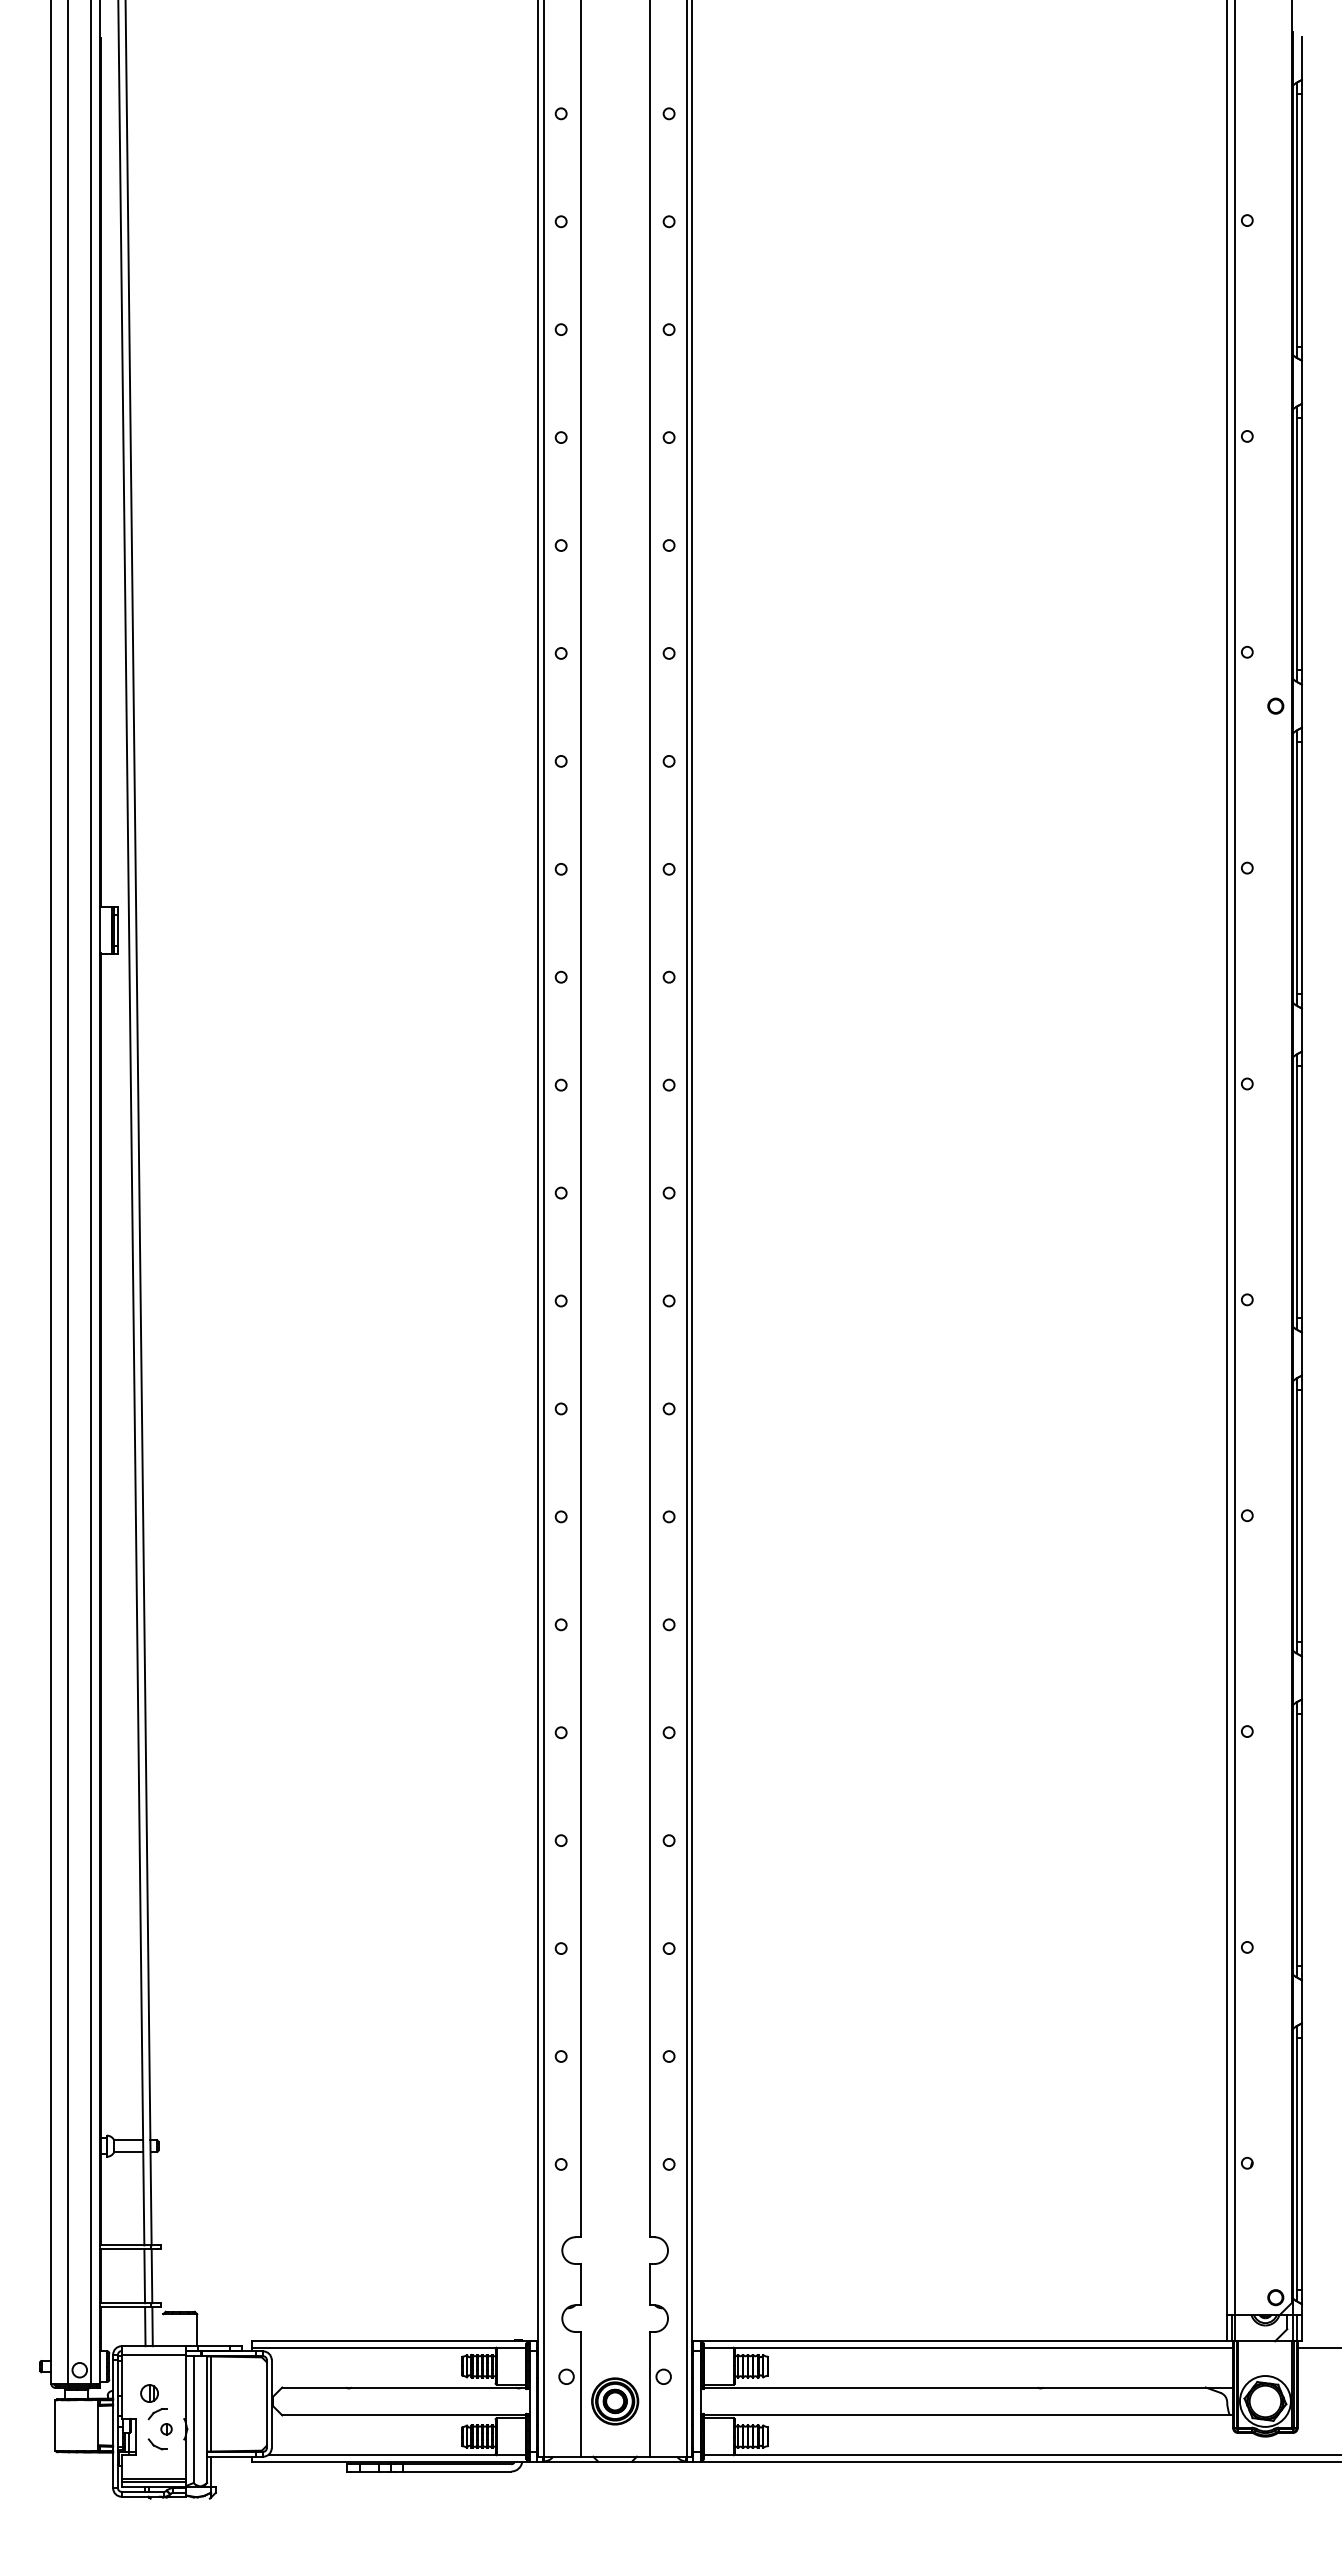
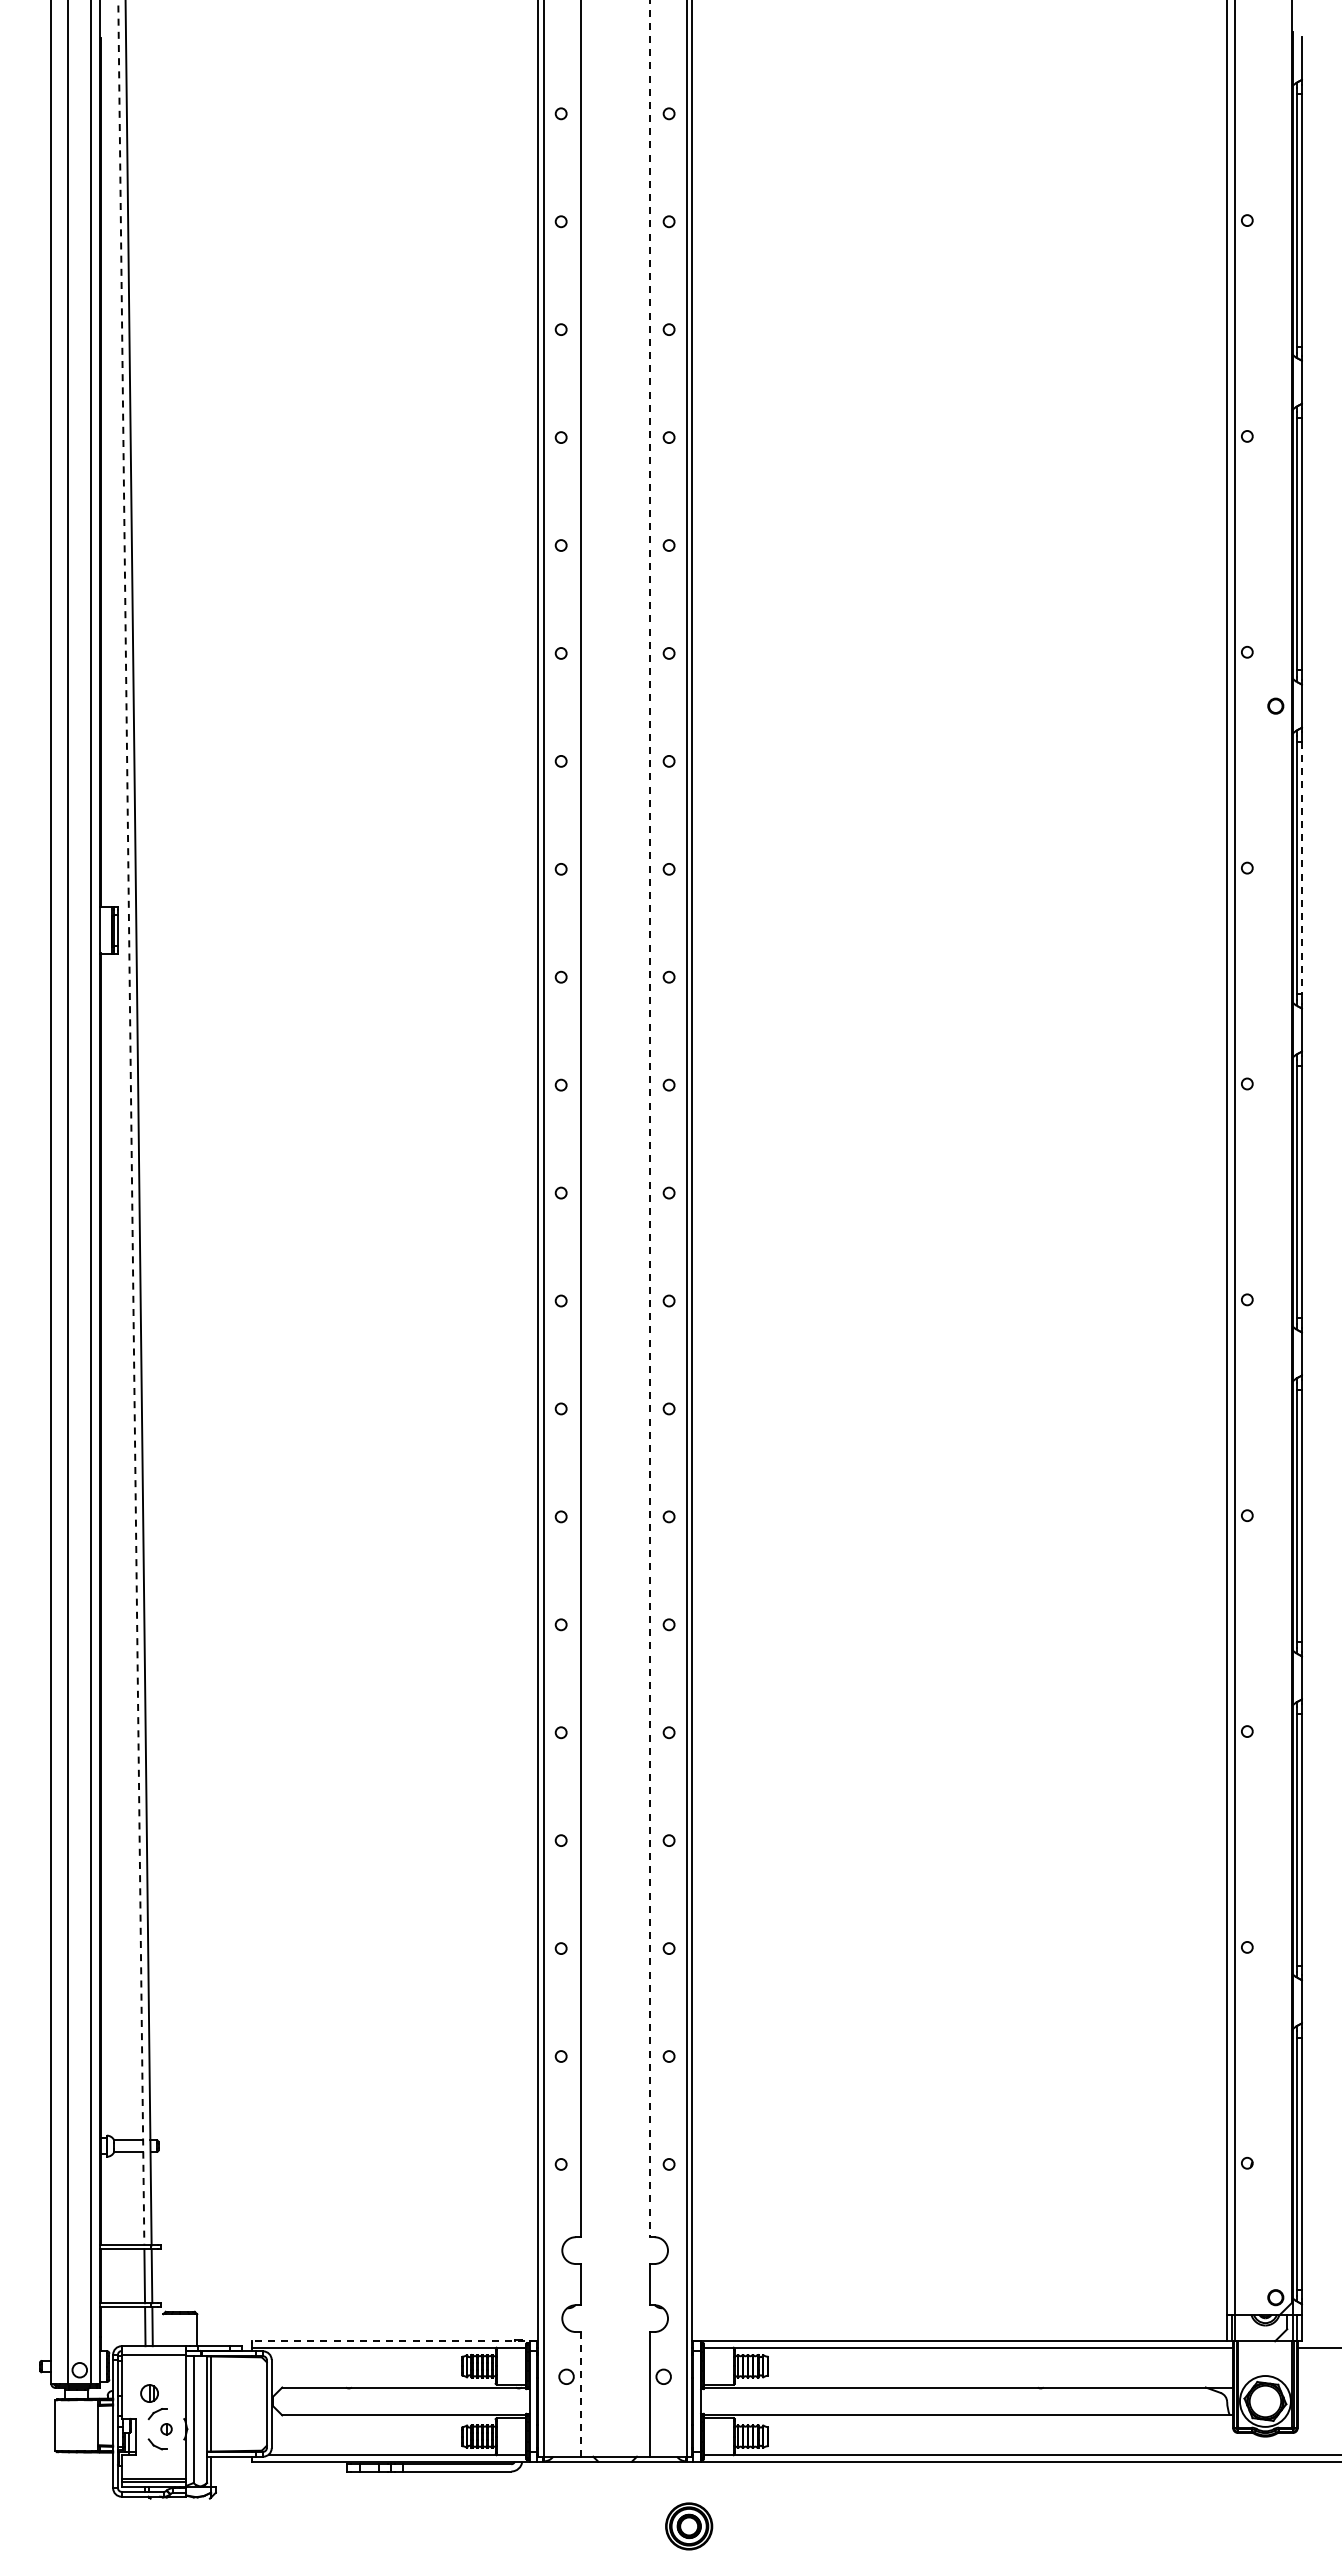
line: solid -> dashed (1301, 868)
line: solid -> dashed (649, 1119)
line: solid -> dashed (131, 1123)
line: solid -> dashed (395, 2341)
line: solid -> dashed (580, 2394)
part position: (615, 2401) -> (689, 2526) (689, 2526)
